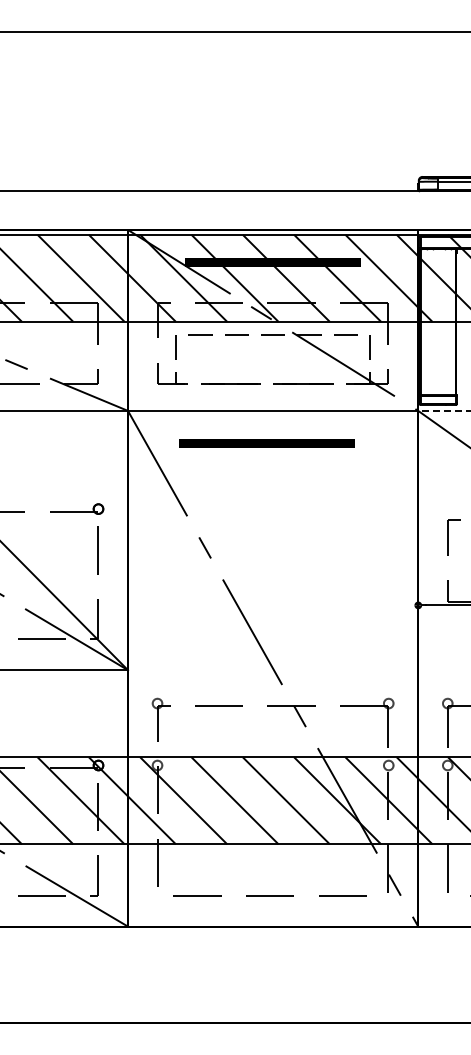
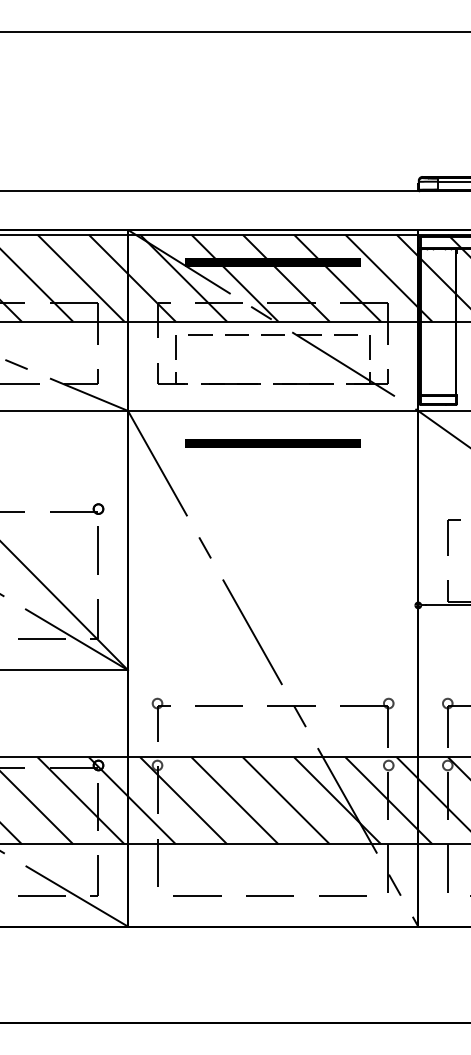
line: dashed -> solid (444, 410)
part position: (266, 443) -> (272, 443) (272, 443)
